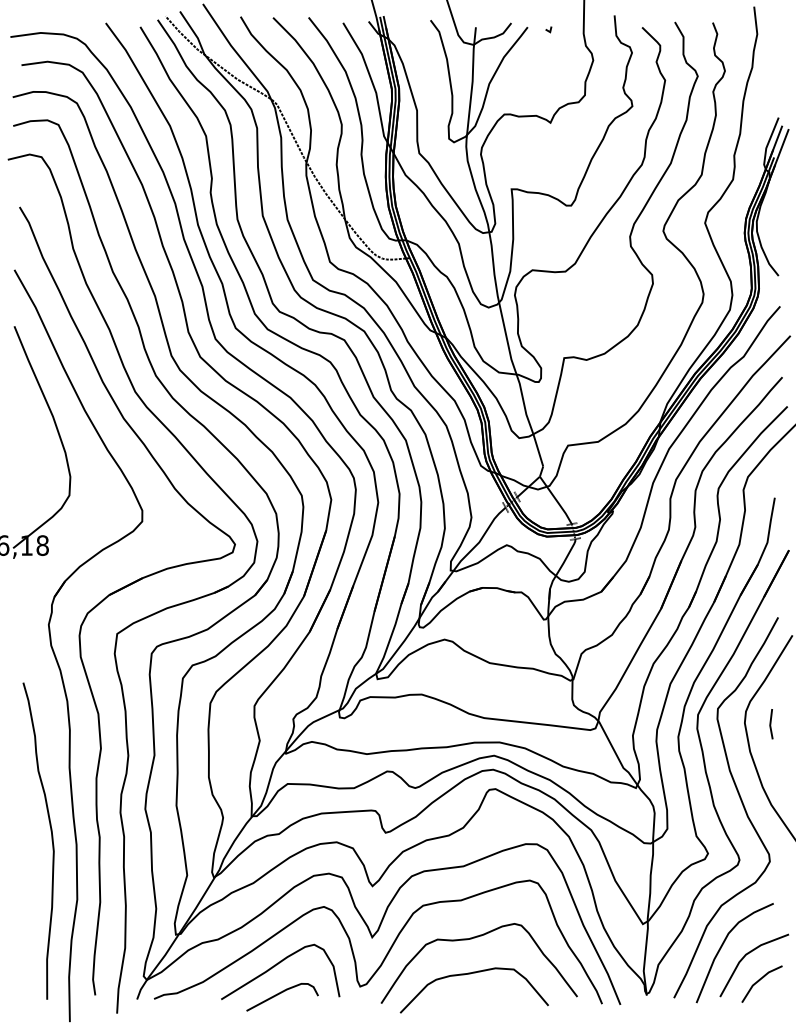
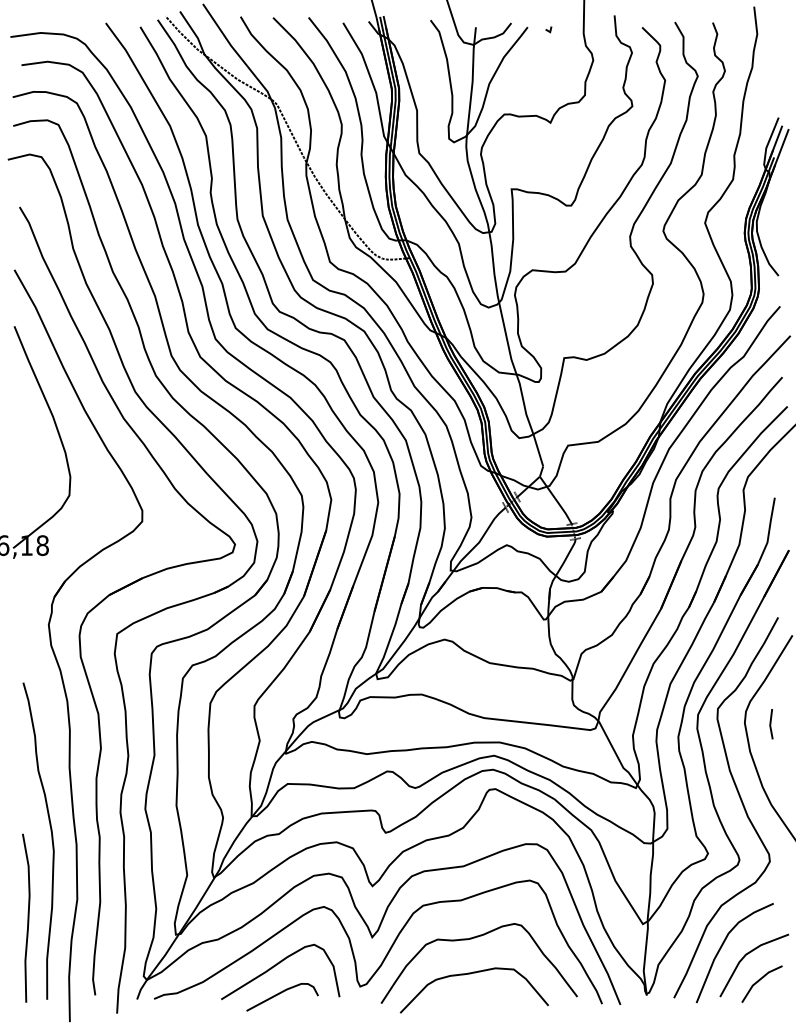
part: none -> present (26, 917)
